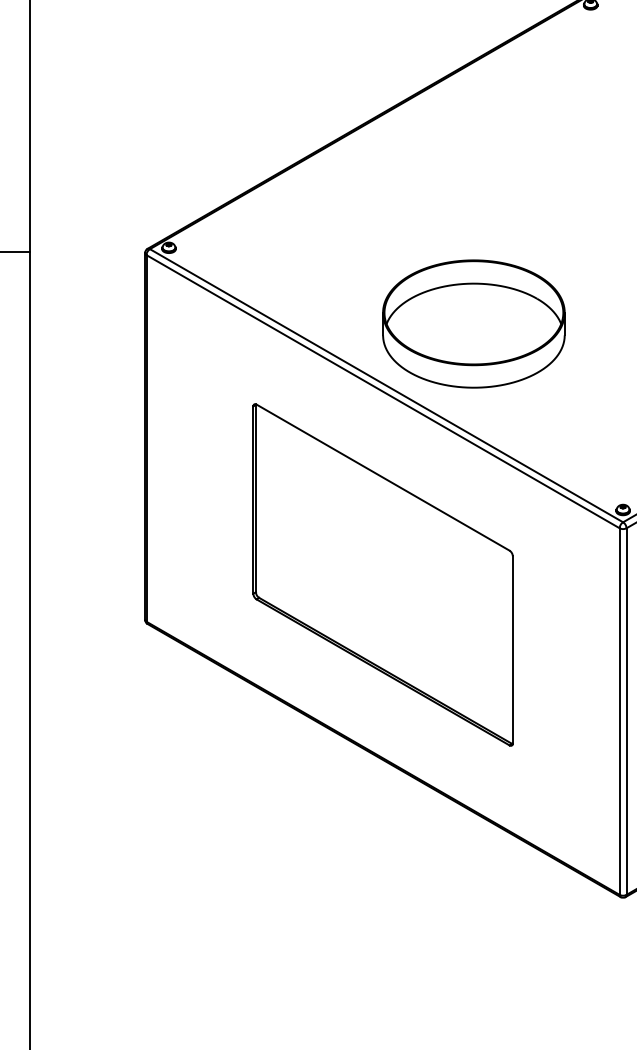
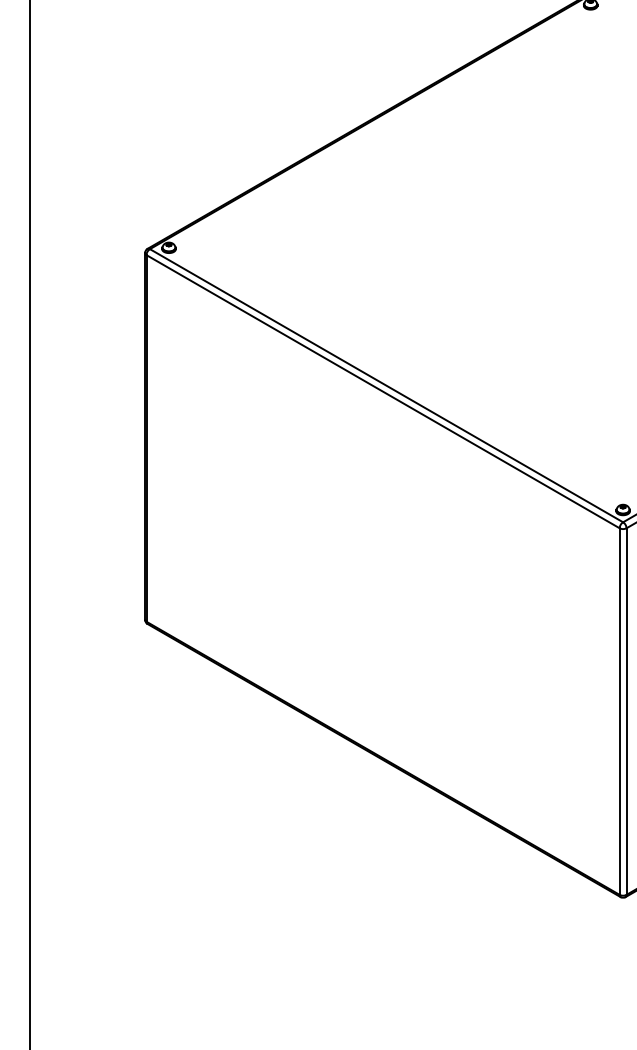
line: present -> none (16, 251)
part: present -> none (473, 323)
part: present -> none (382, 574)
